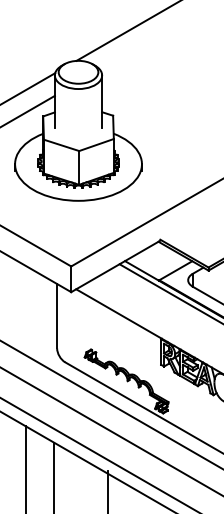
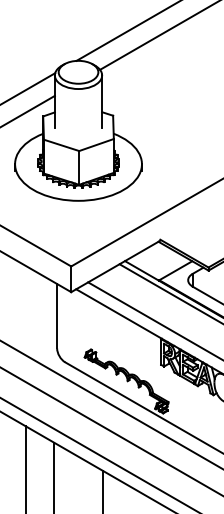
line: none -> present (158, 35)
line: none -> present (154, 320)
line position: (108, 490) -> (103, 490) (103, 490)
